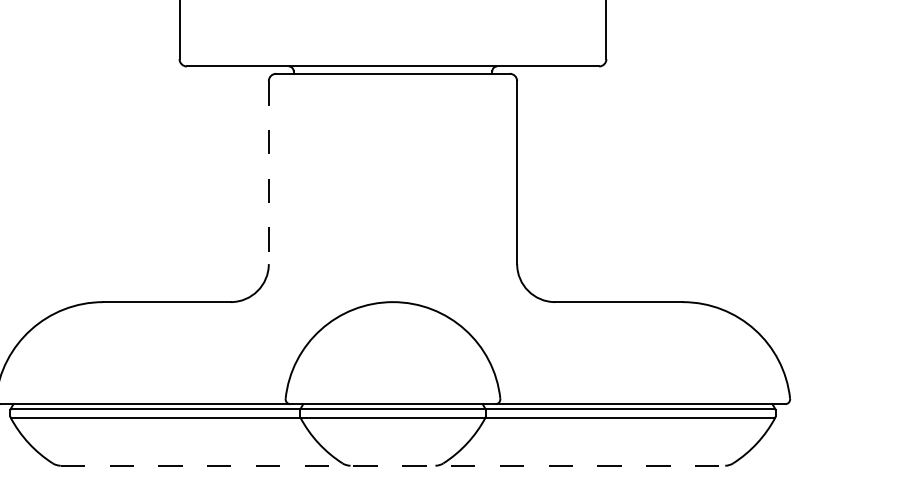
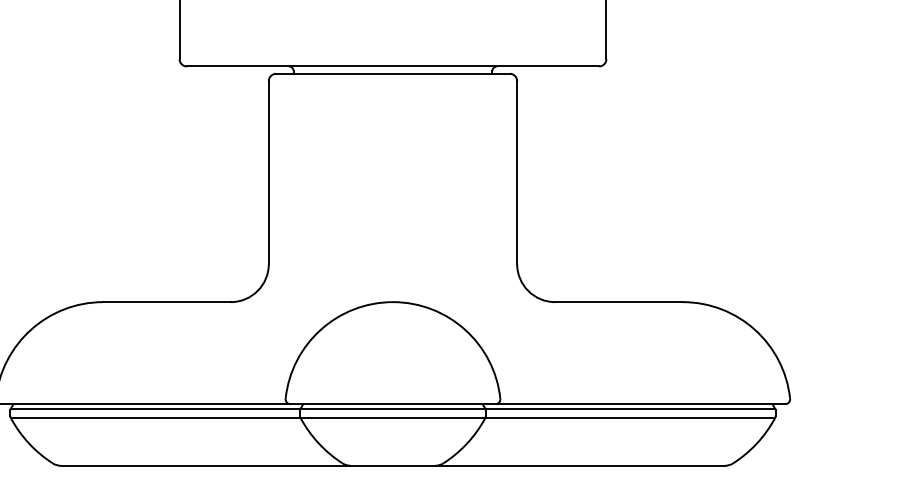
line: dashed -> solid (268, 173)
line: dashed -> solid (393, 465)
